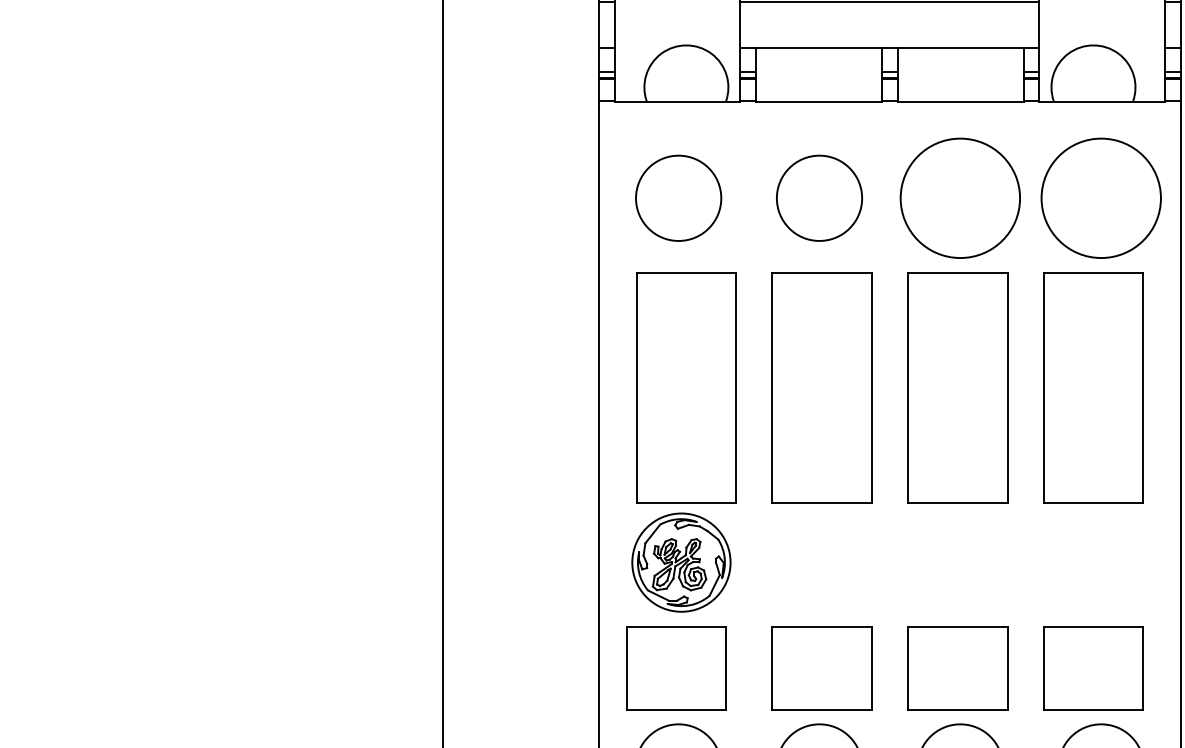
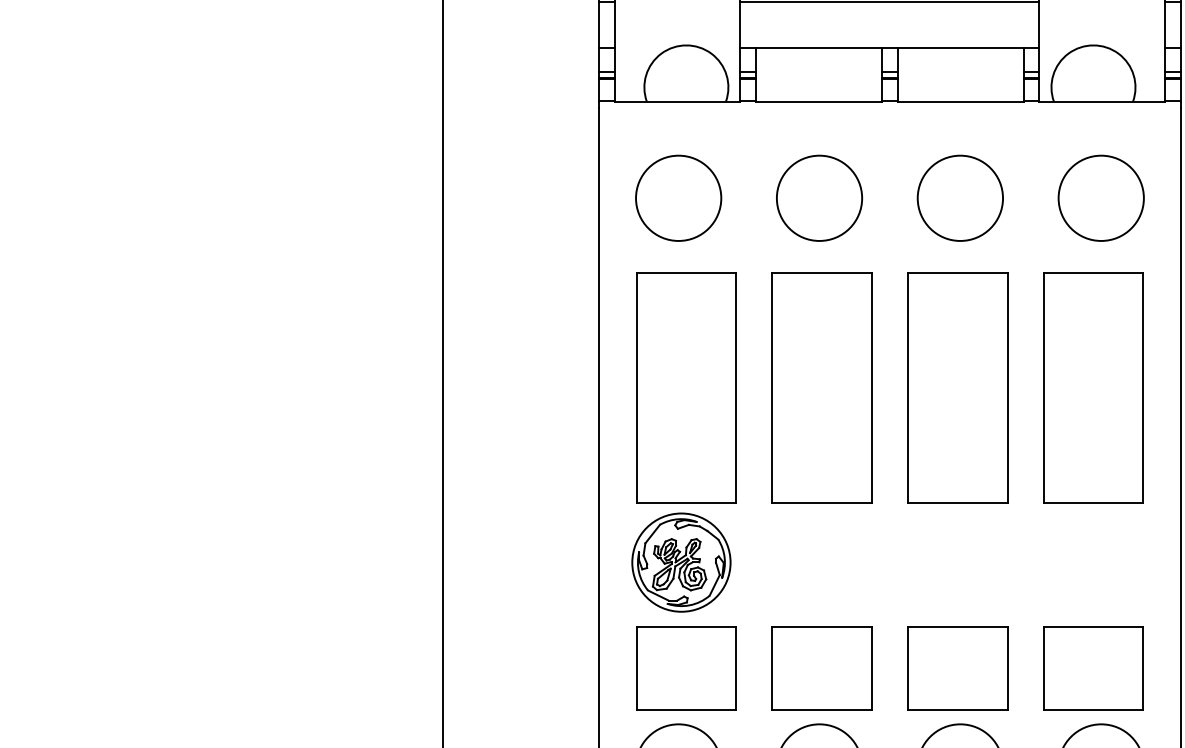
circle diameter: 119 px -> 85 px (960, 197)
circle diameter: 119 px -> 85 px (1100, 197)
part position: (676, 668) -> (686, 668) (686, 668)
